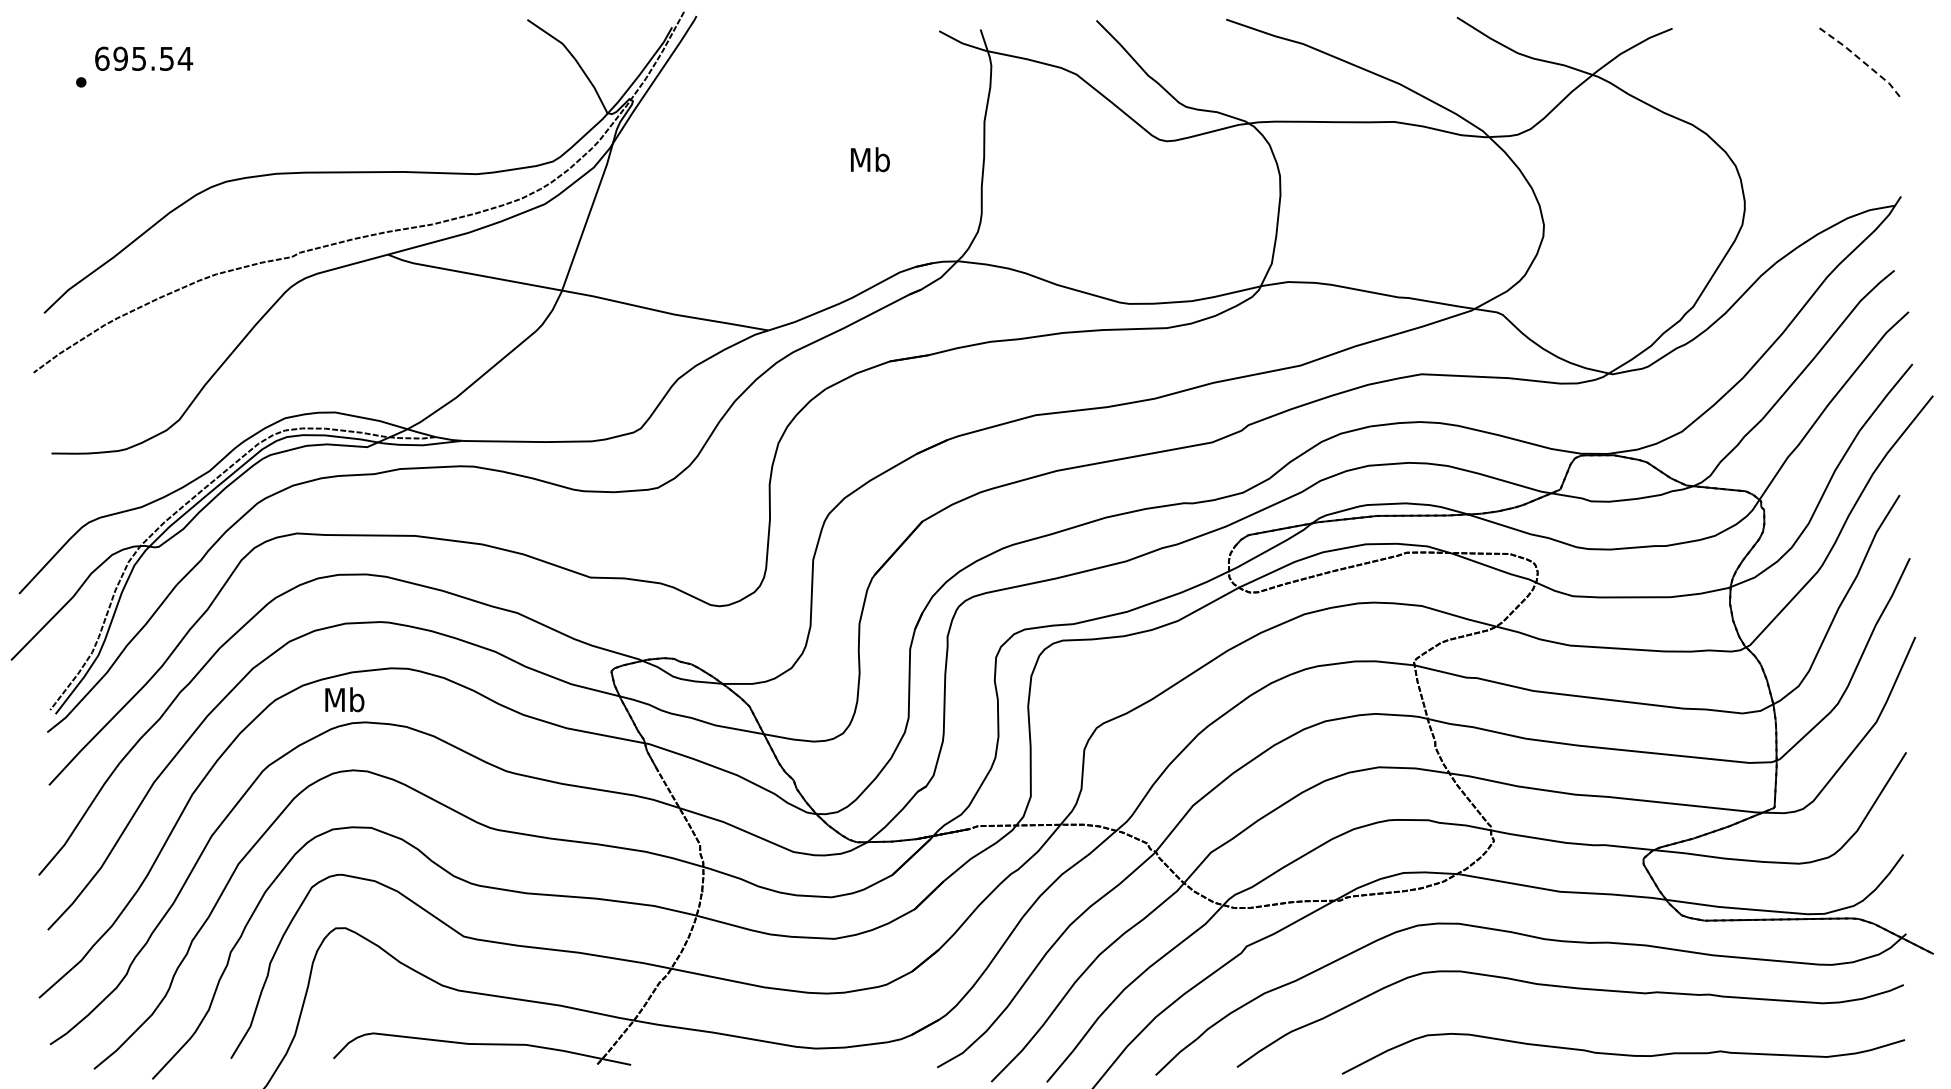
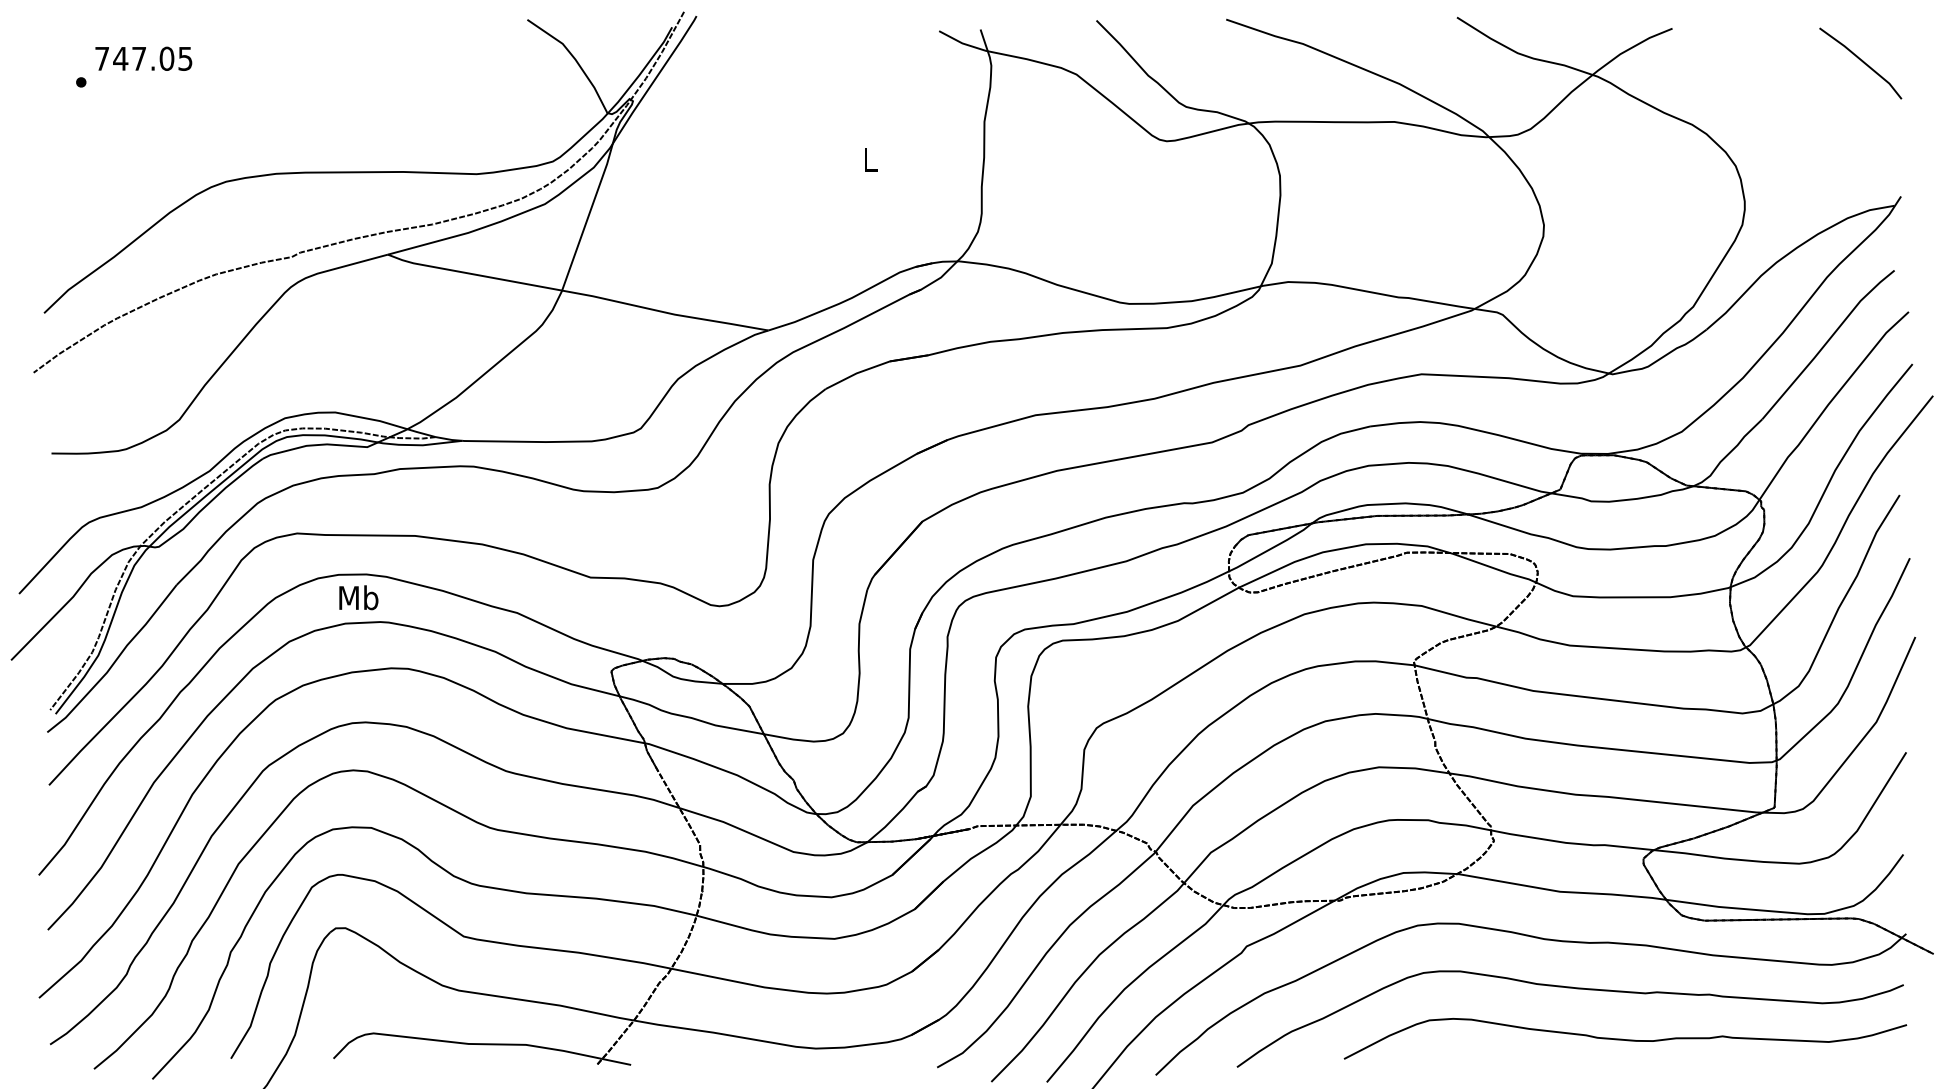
text: 695.54 -> 747.05 (144, 58)
line: dashed -> solid (1862, 61)
text: Mb -> L (870, 159)
text position: (344, 699) -> (358, 597) (358, 597)
curve position: (1623, 1054) -> (1625, 1039) (1625, 1039)
